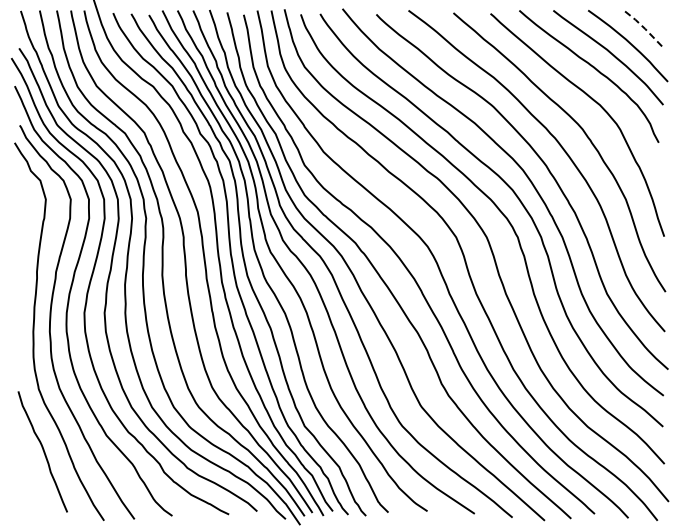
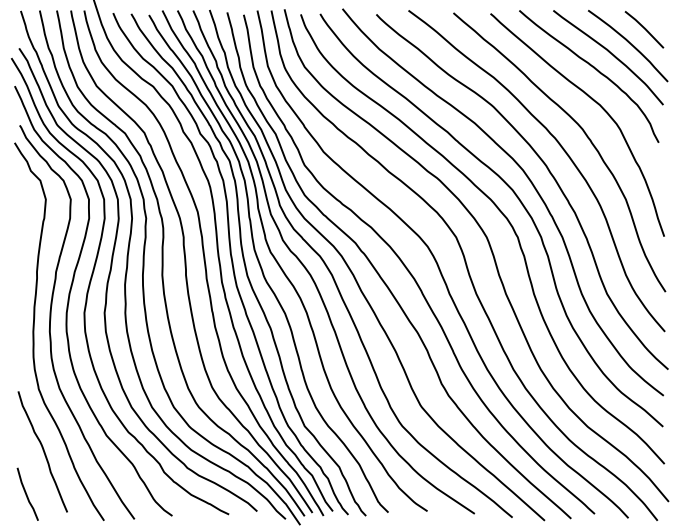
line: dashed -> solid (645, 29)
line: none -> present (26, 493)
